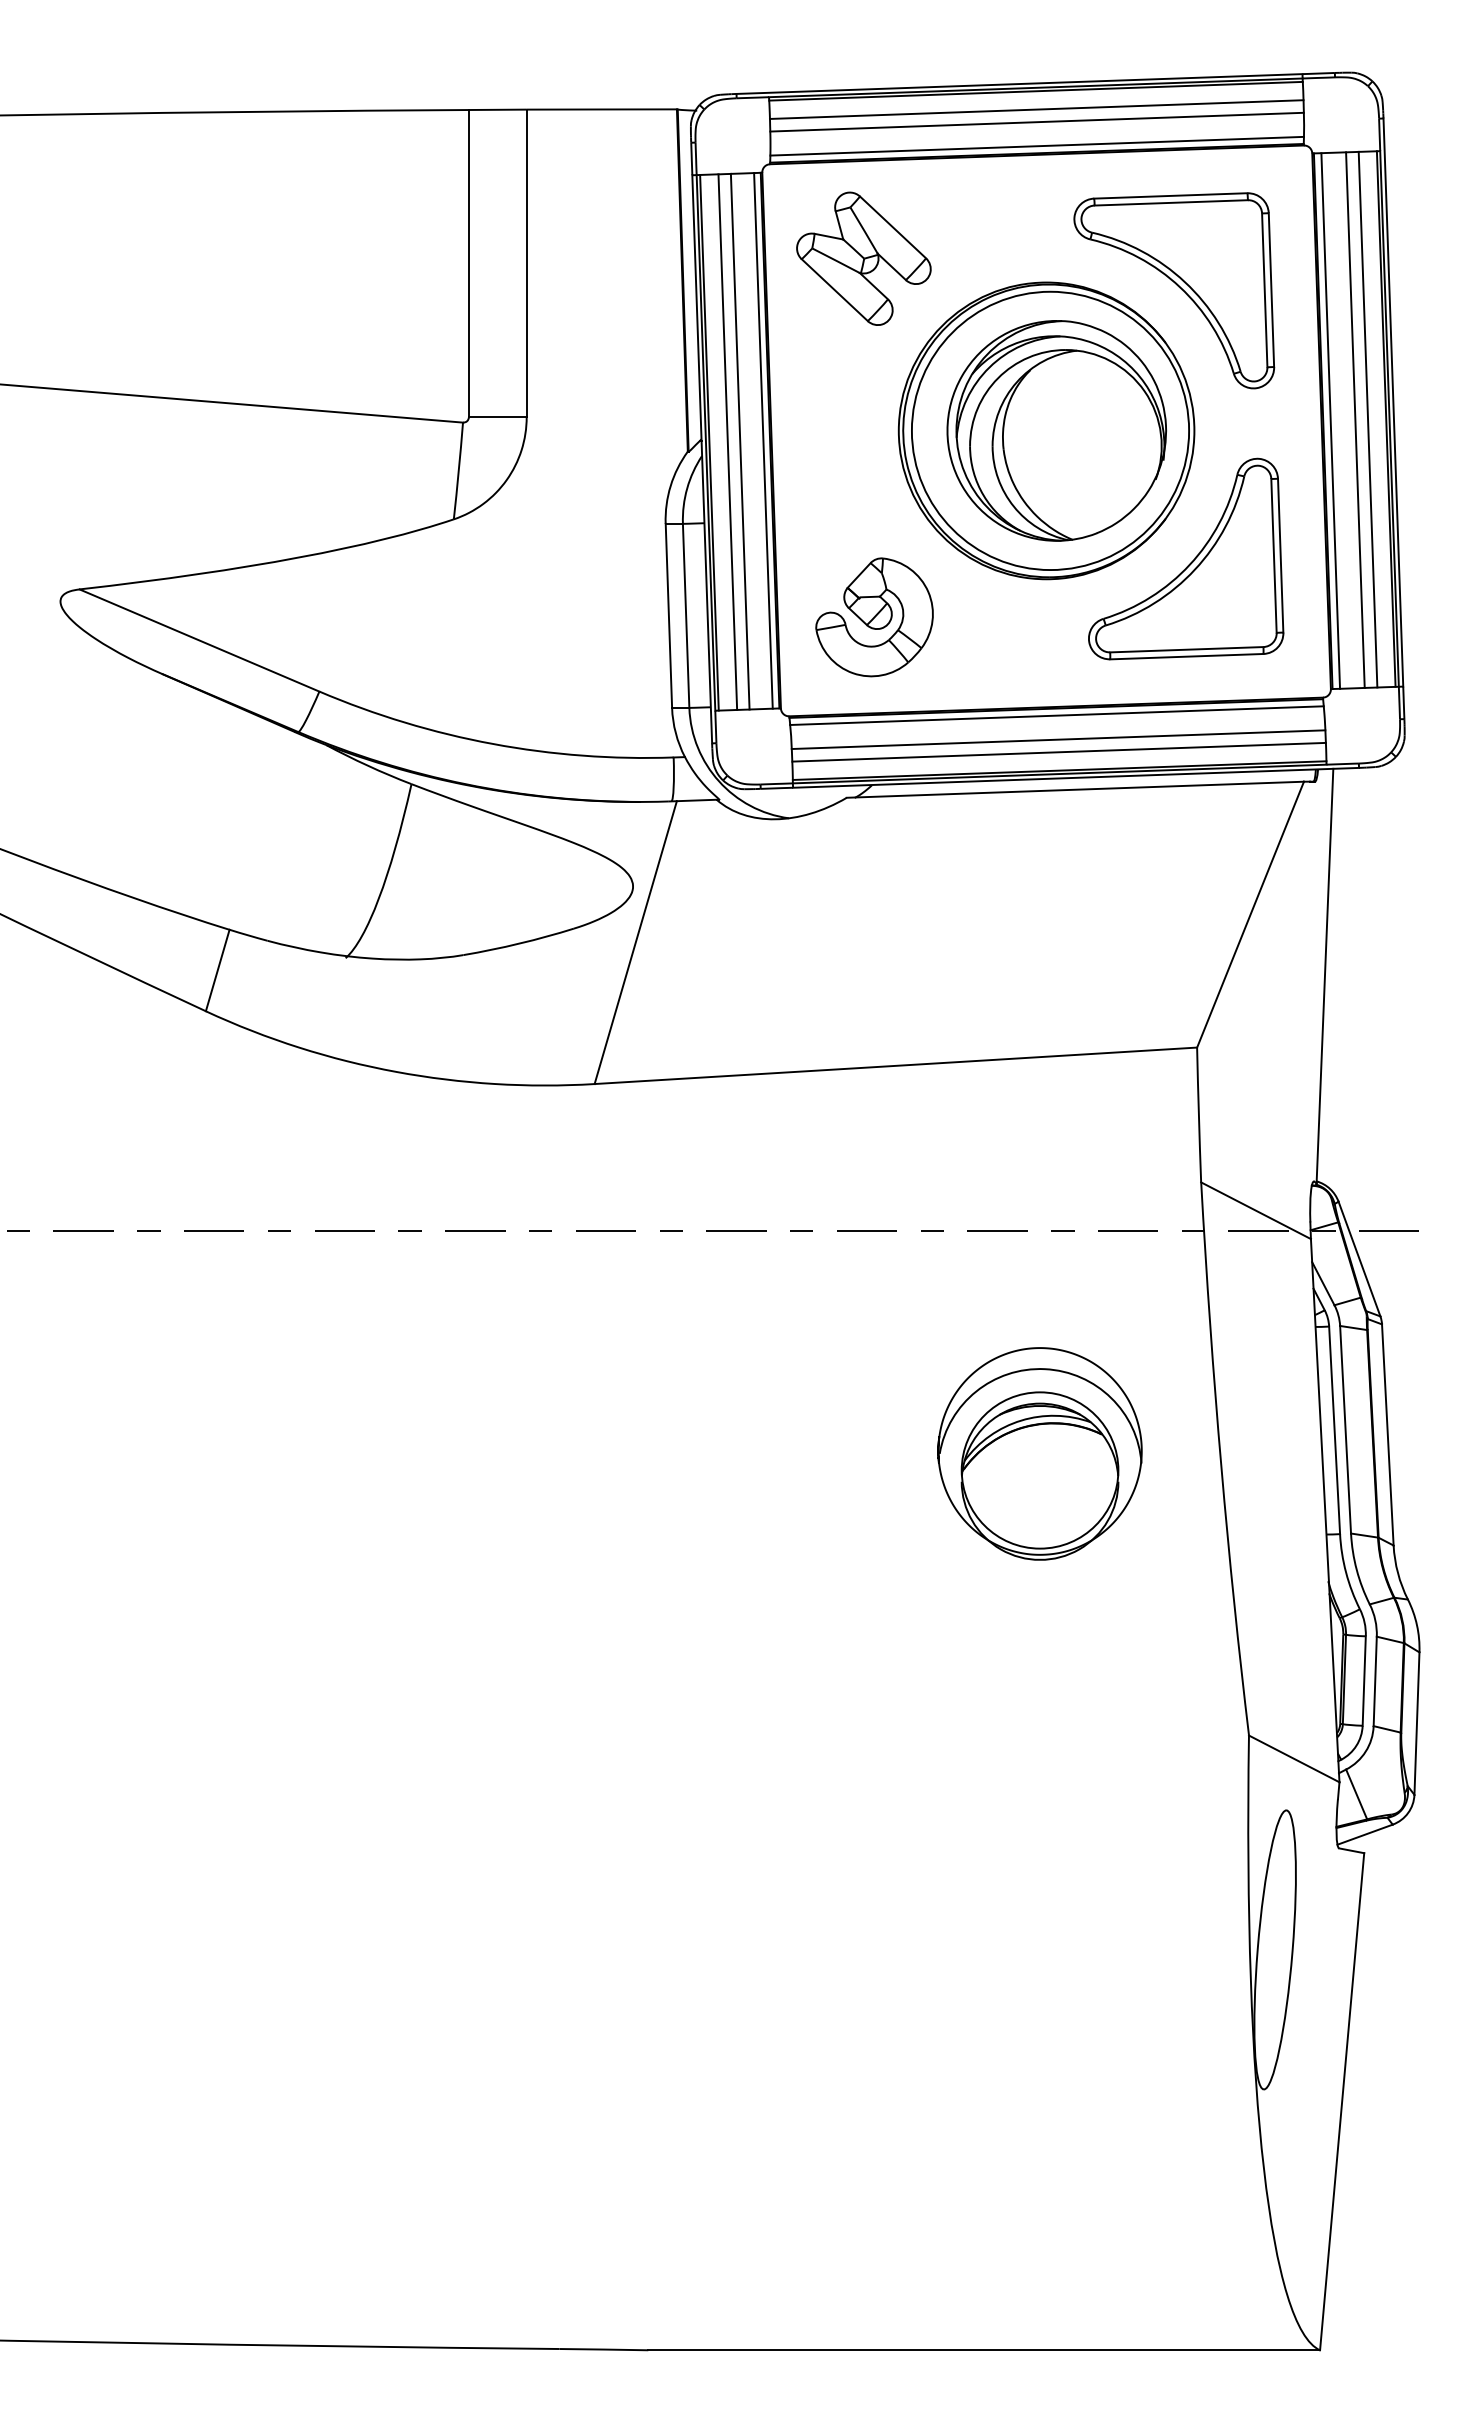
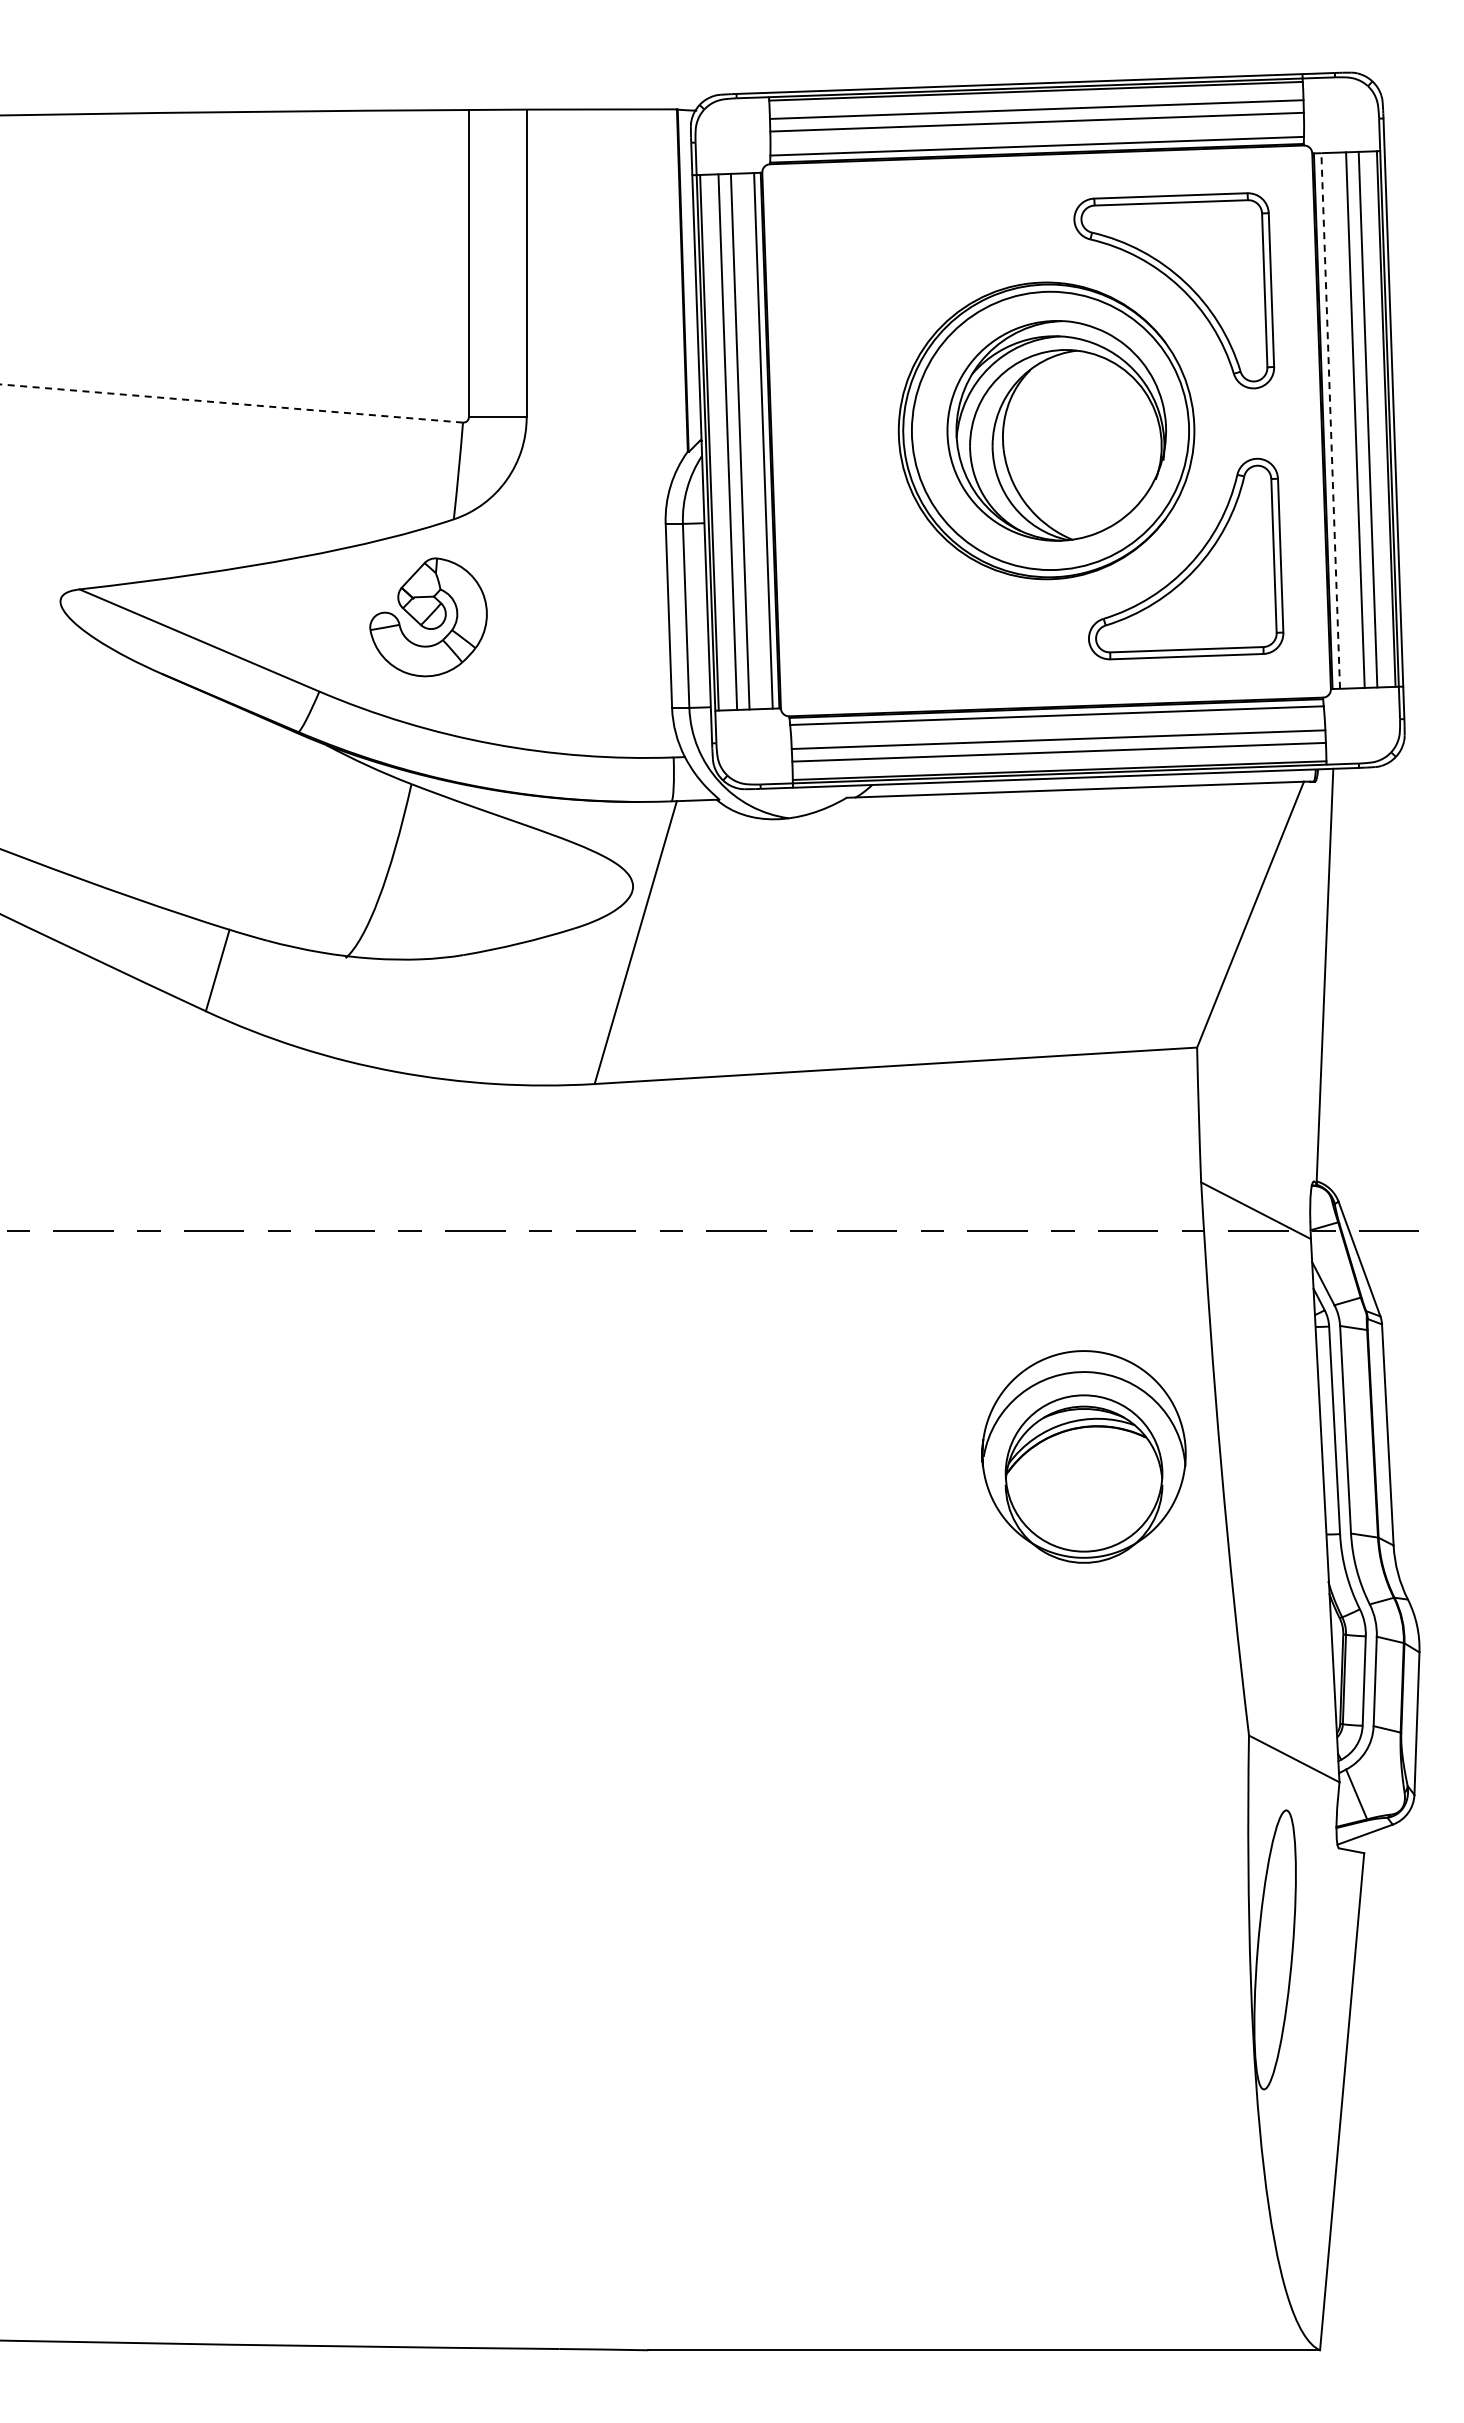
part: present -> none (863, 258)
line: solid -> dashed (231, 403)
line: solid -> dashed (1330, 421)
part position: (874, 617) -> (428, 617) (428, 617)
part position: (1039, 1453) -> (1083, 1456) (1083, 1456)
